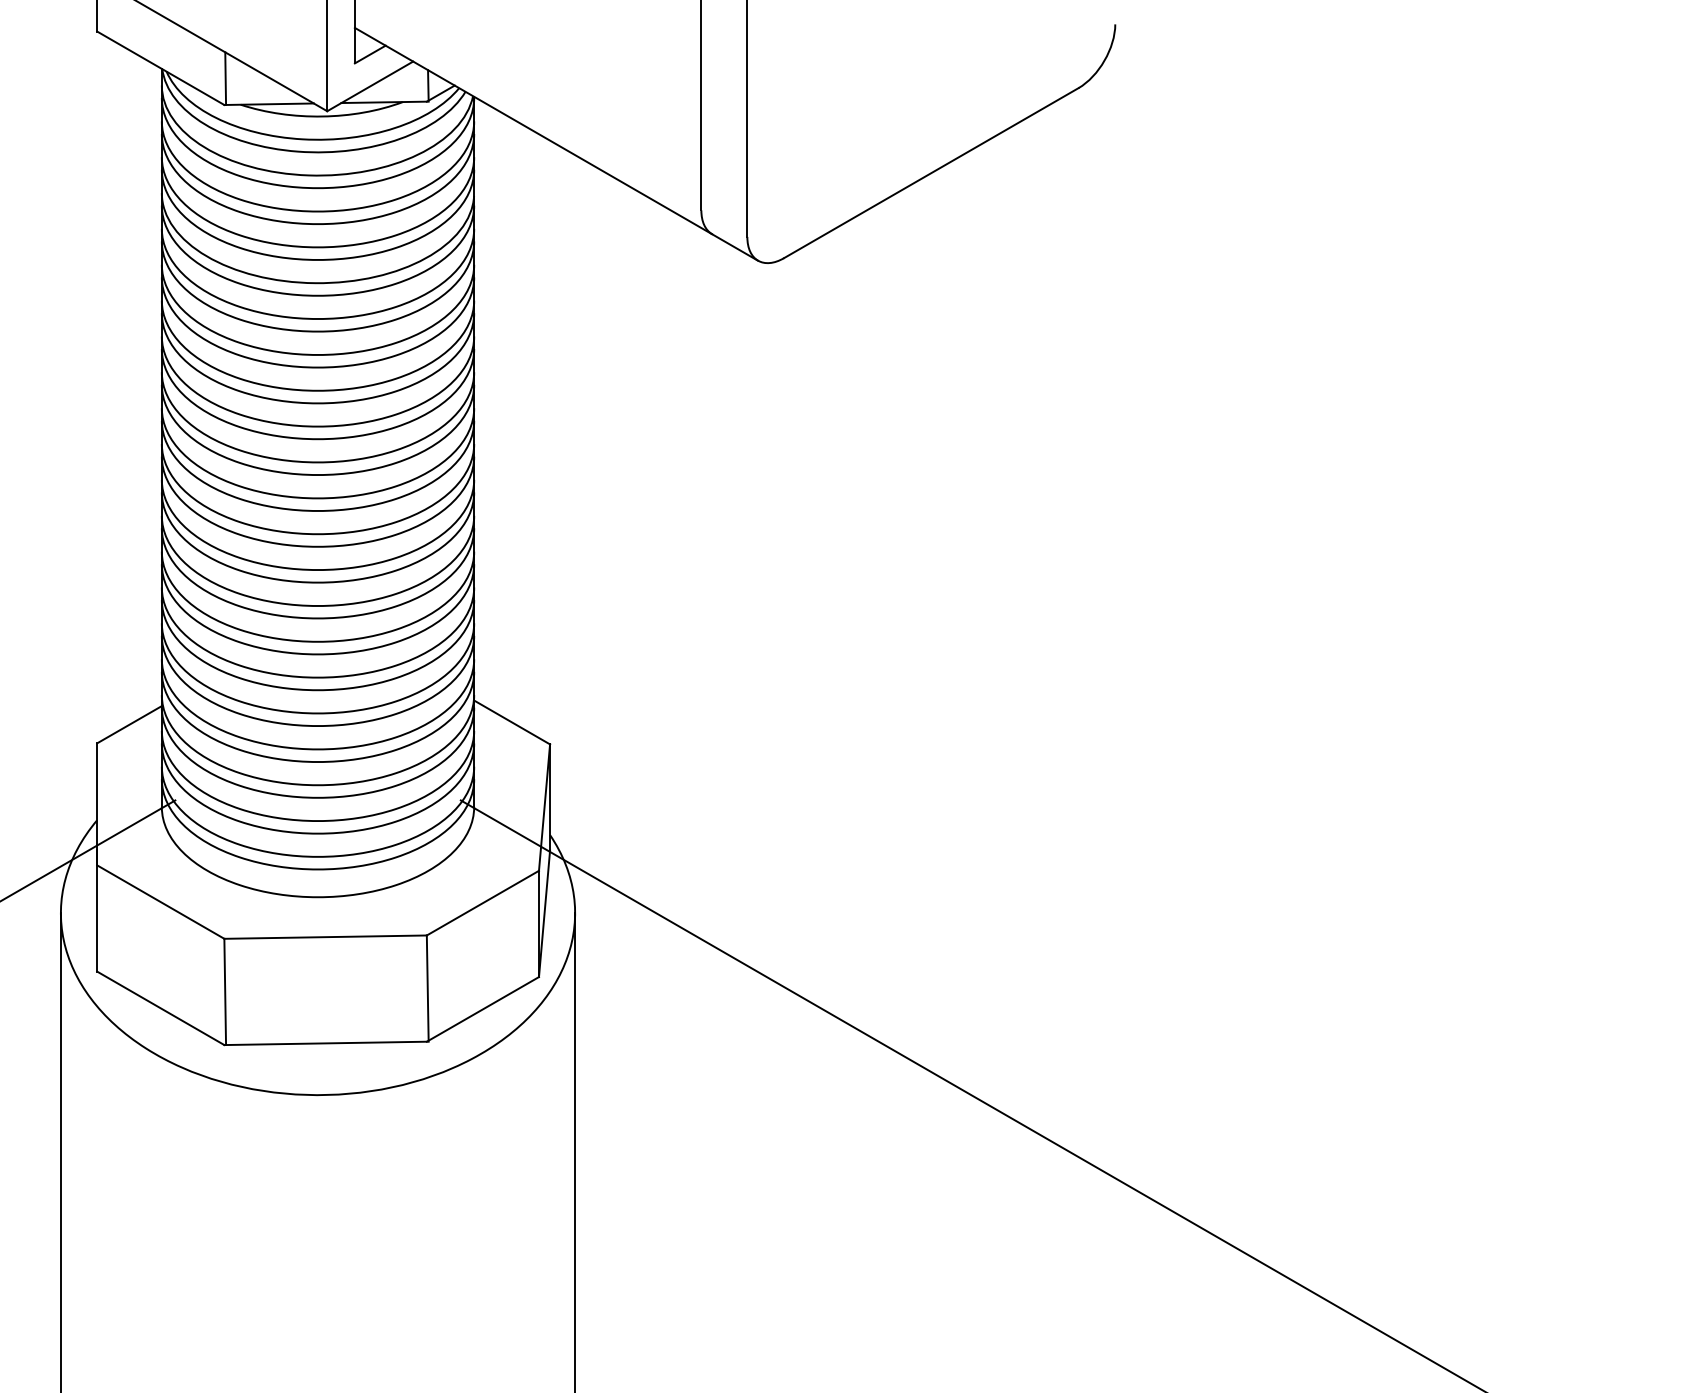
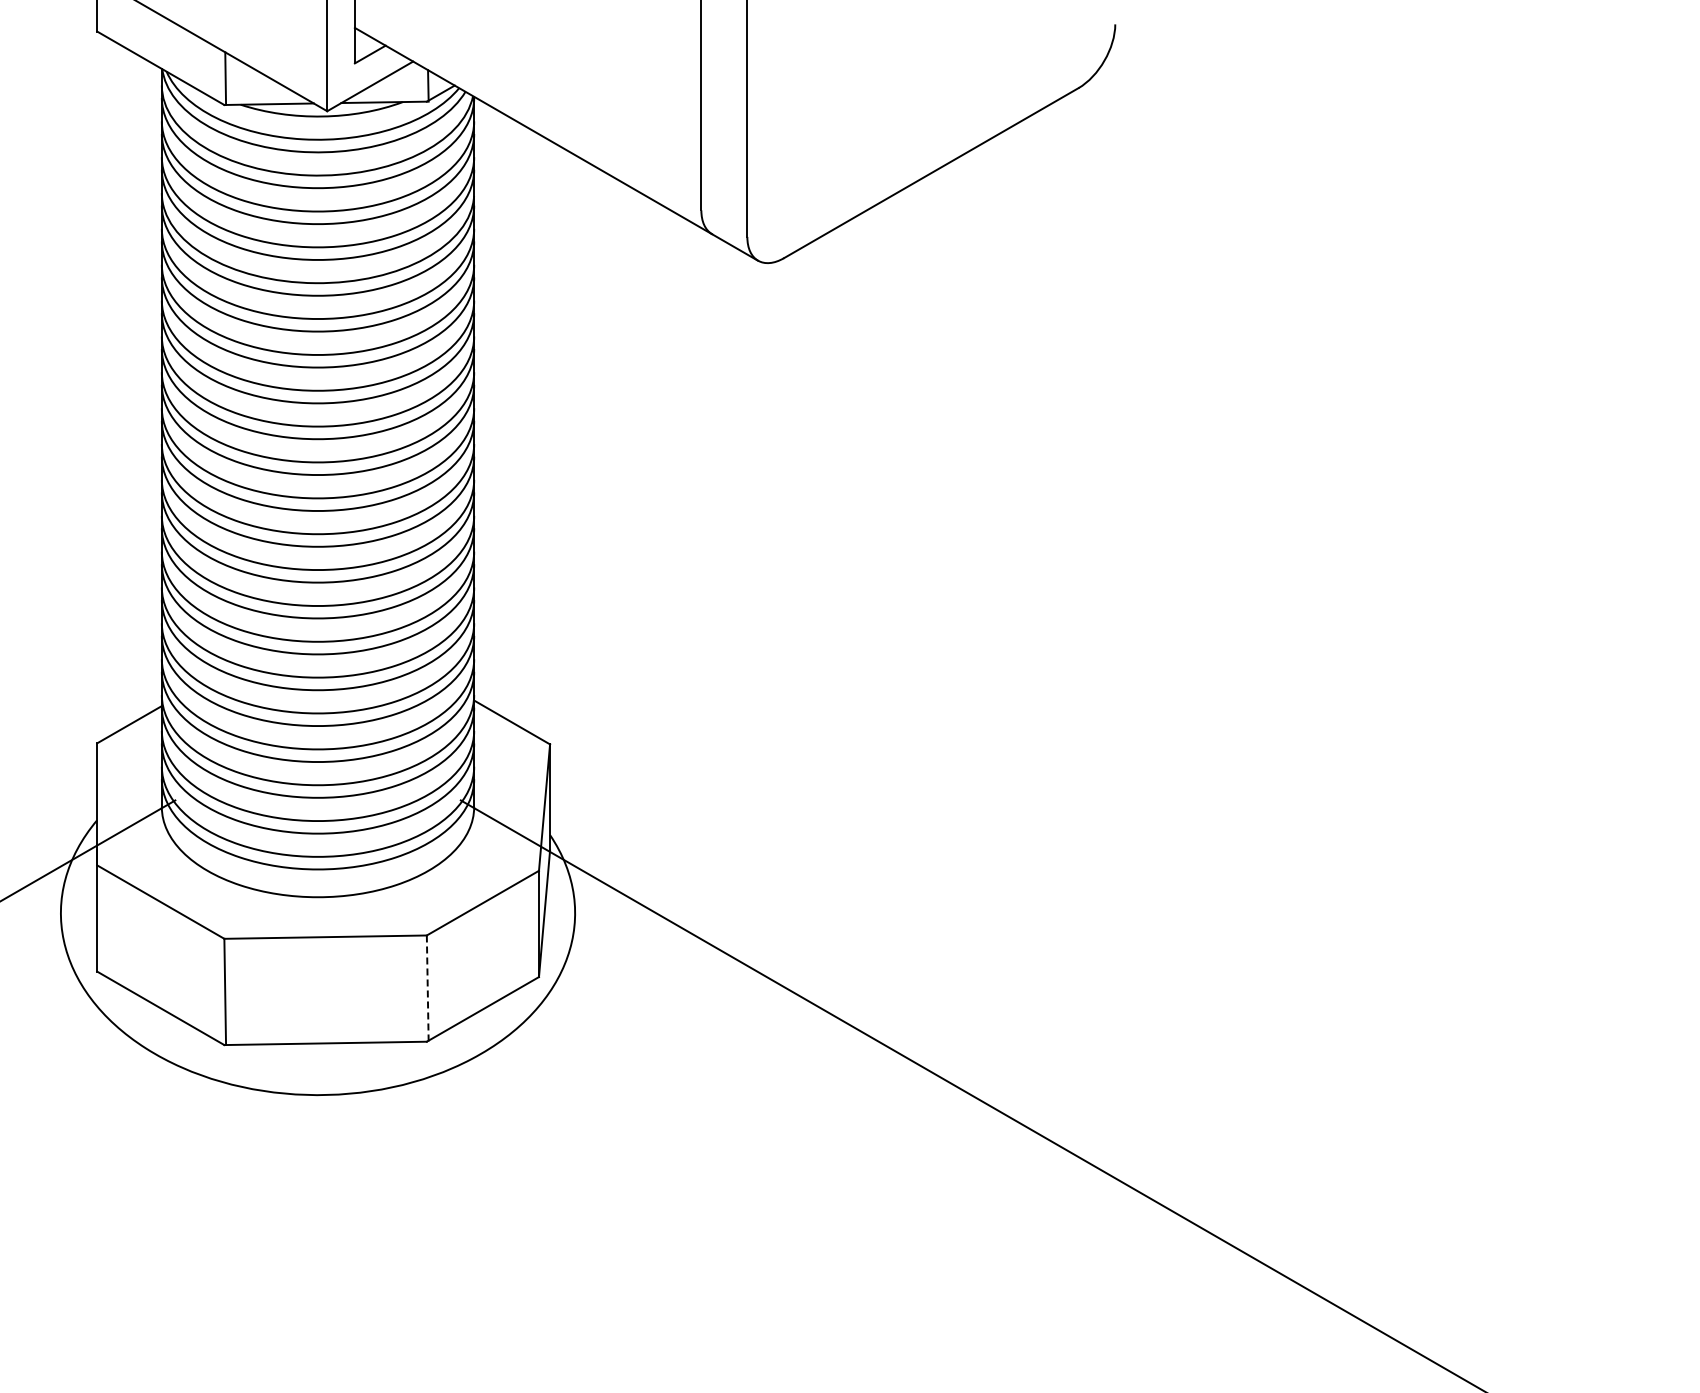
line: solid -> dashed (427, 989)
line: present -> none (60, 1151)
line: present -> none (575, 1151)
